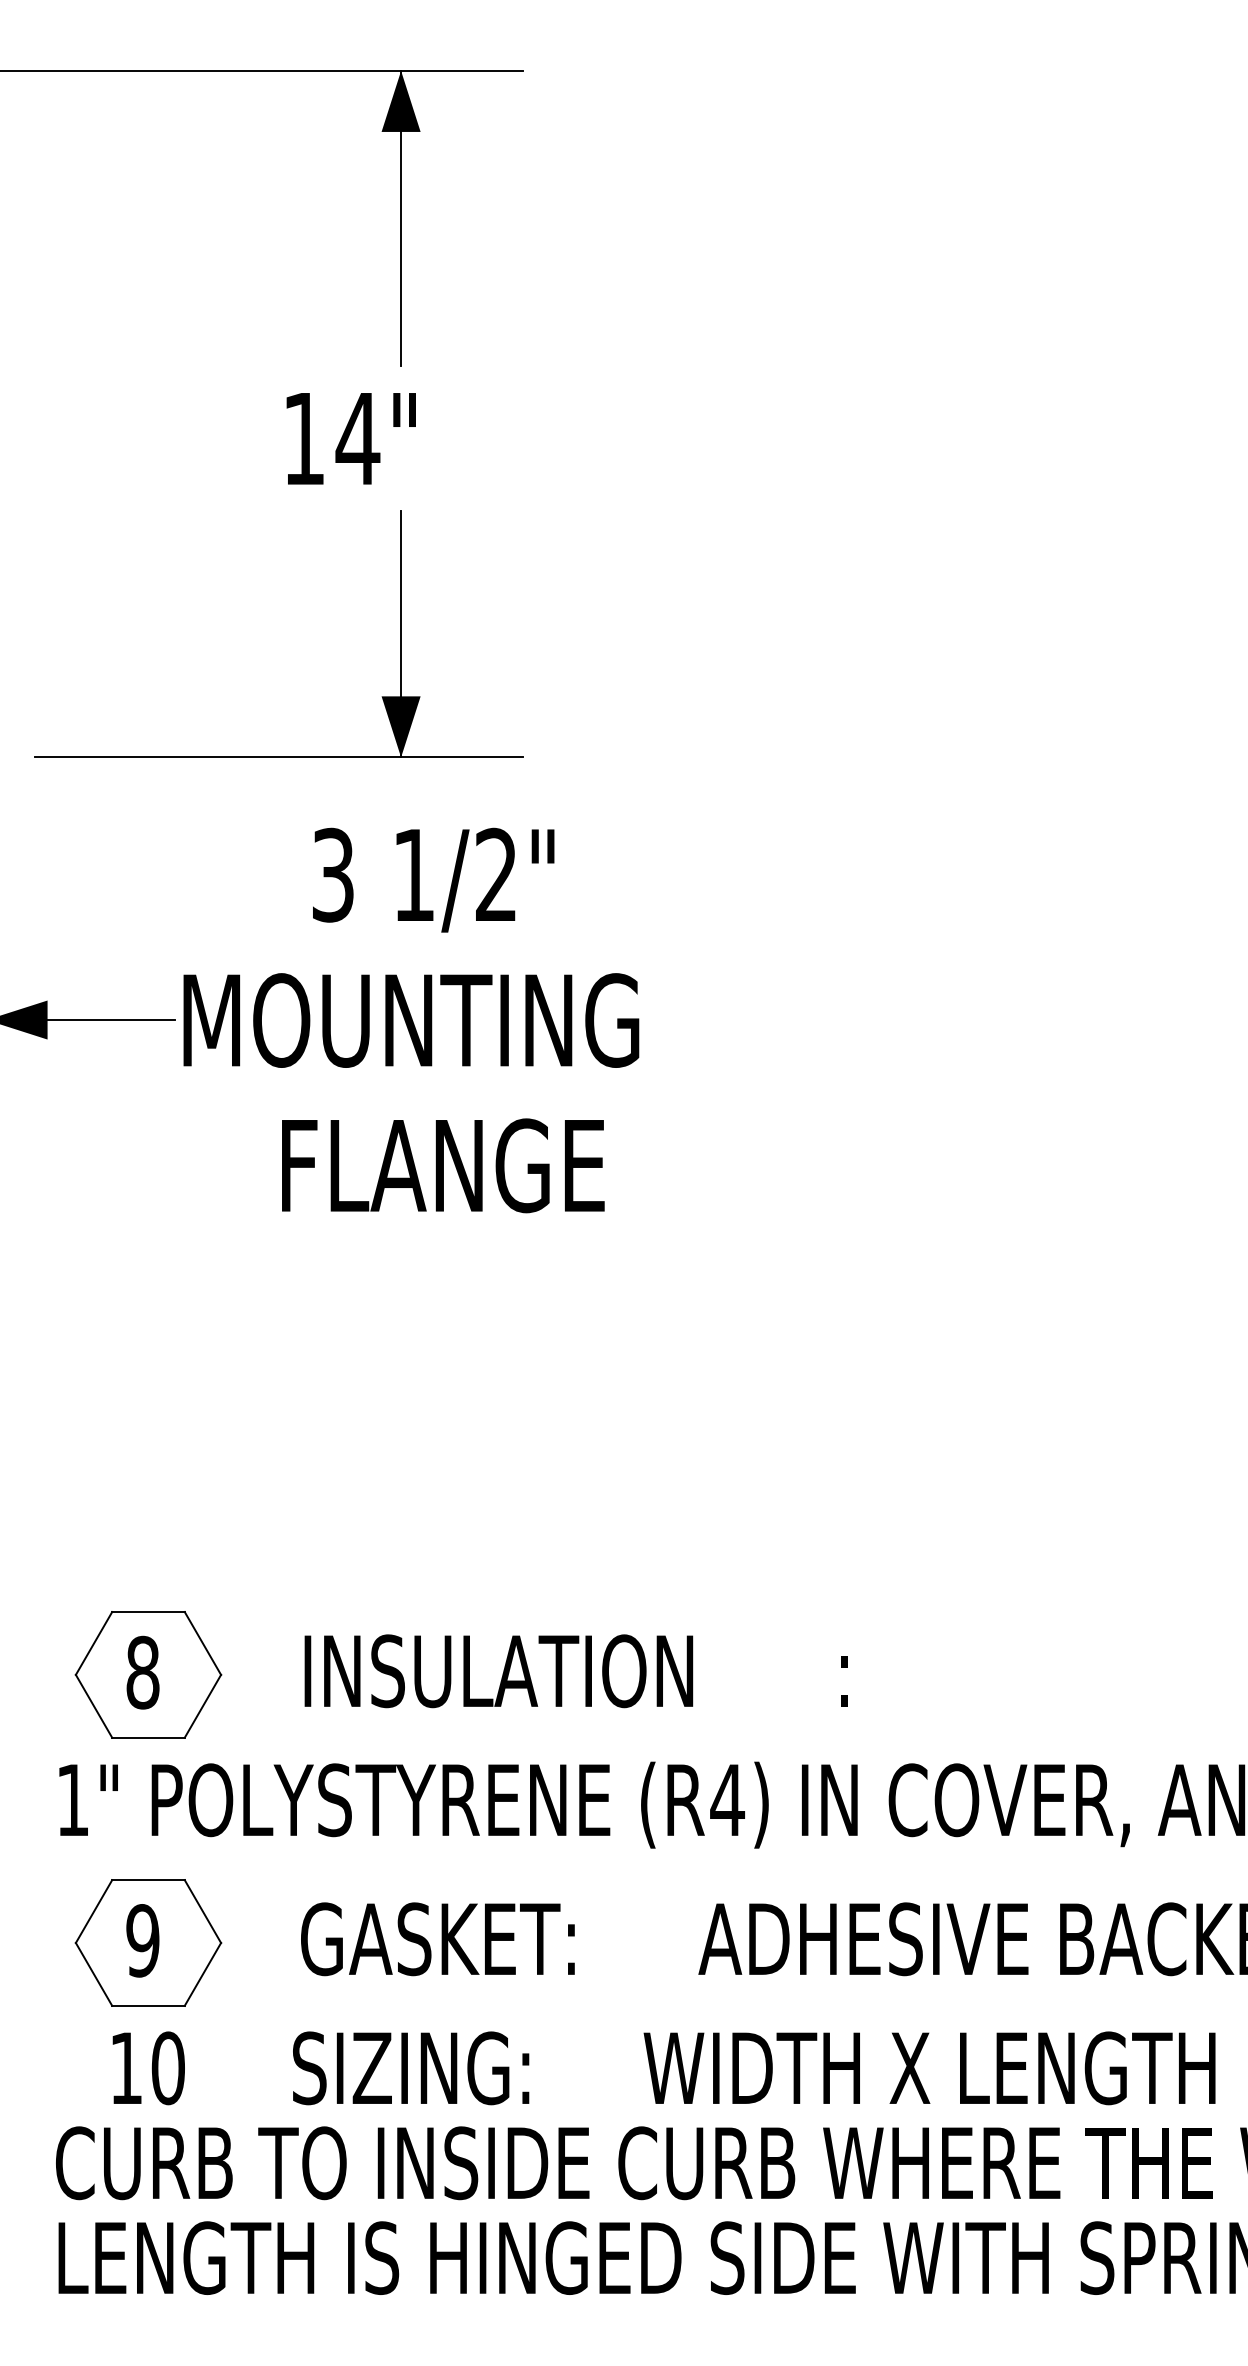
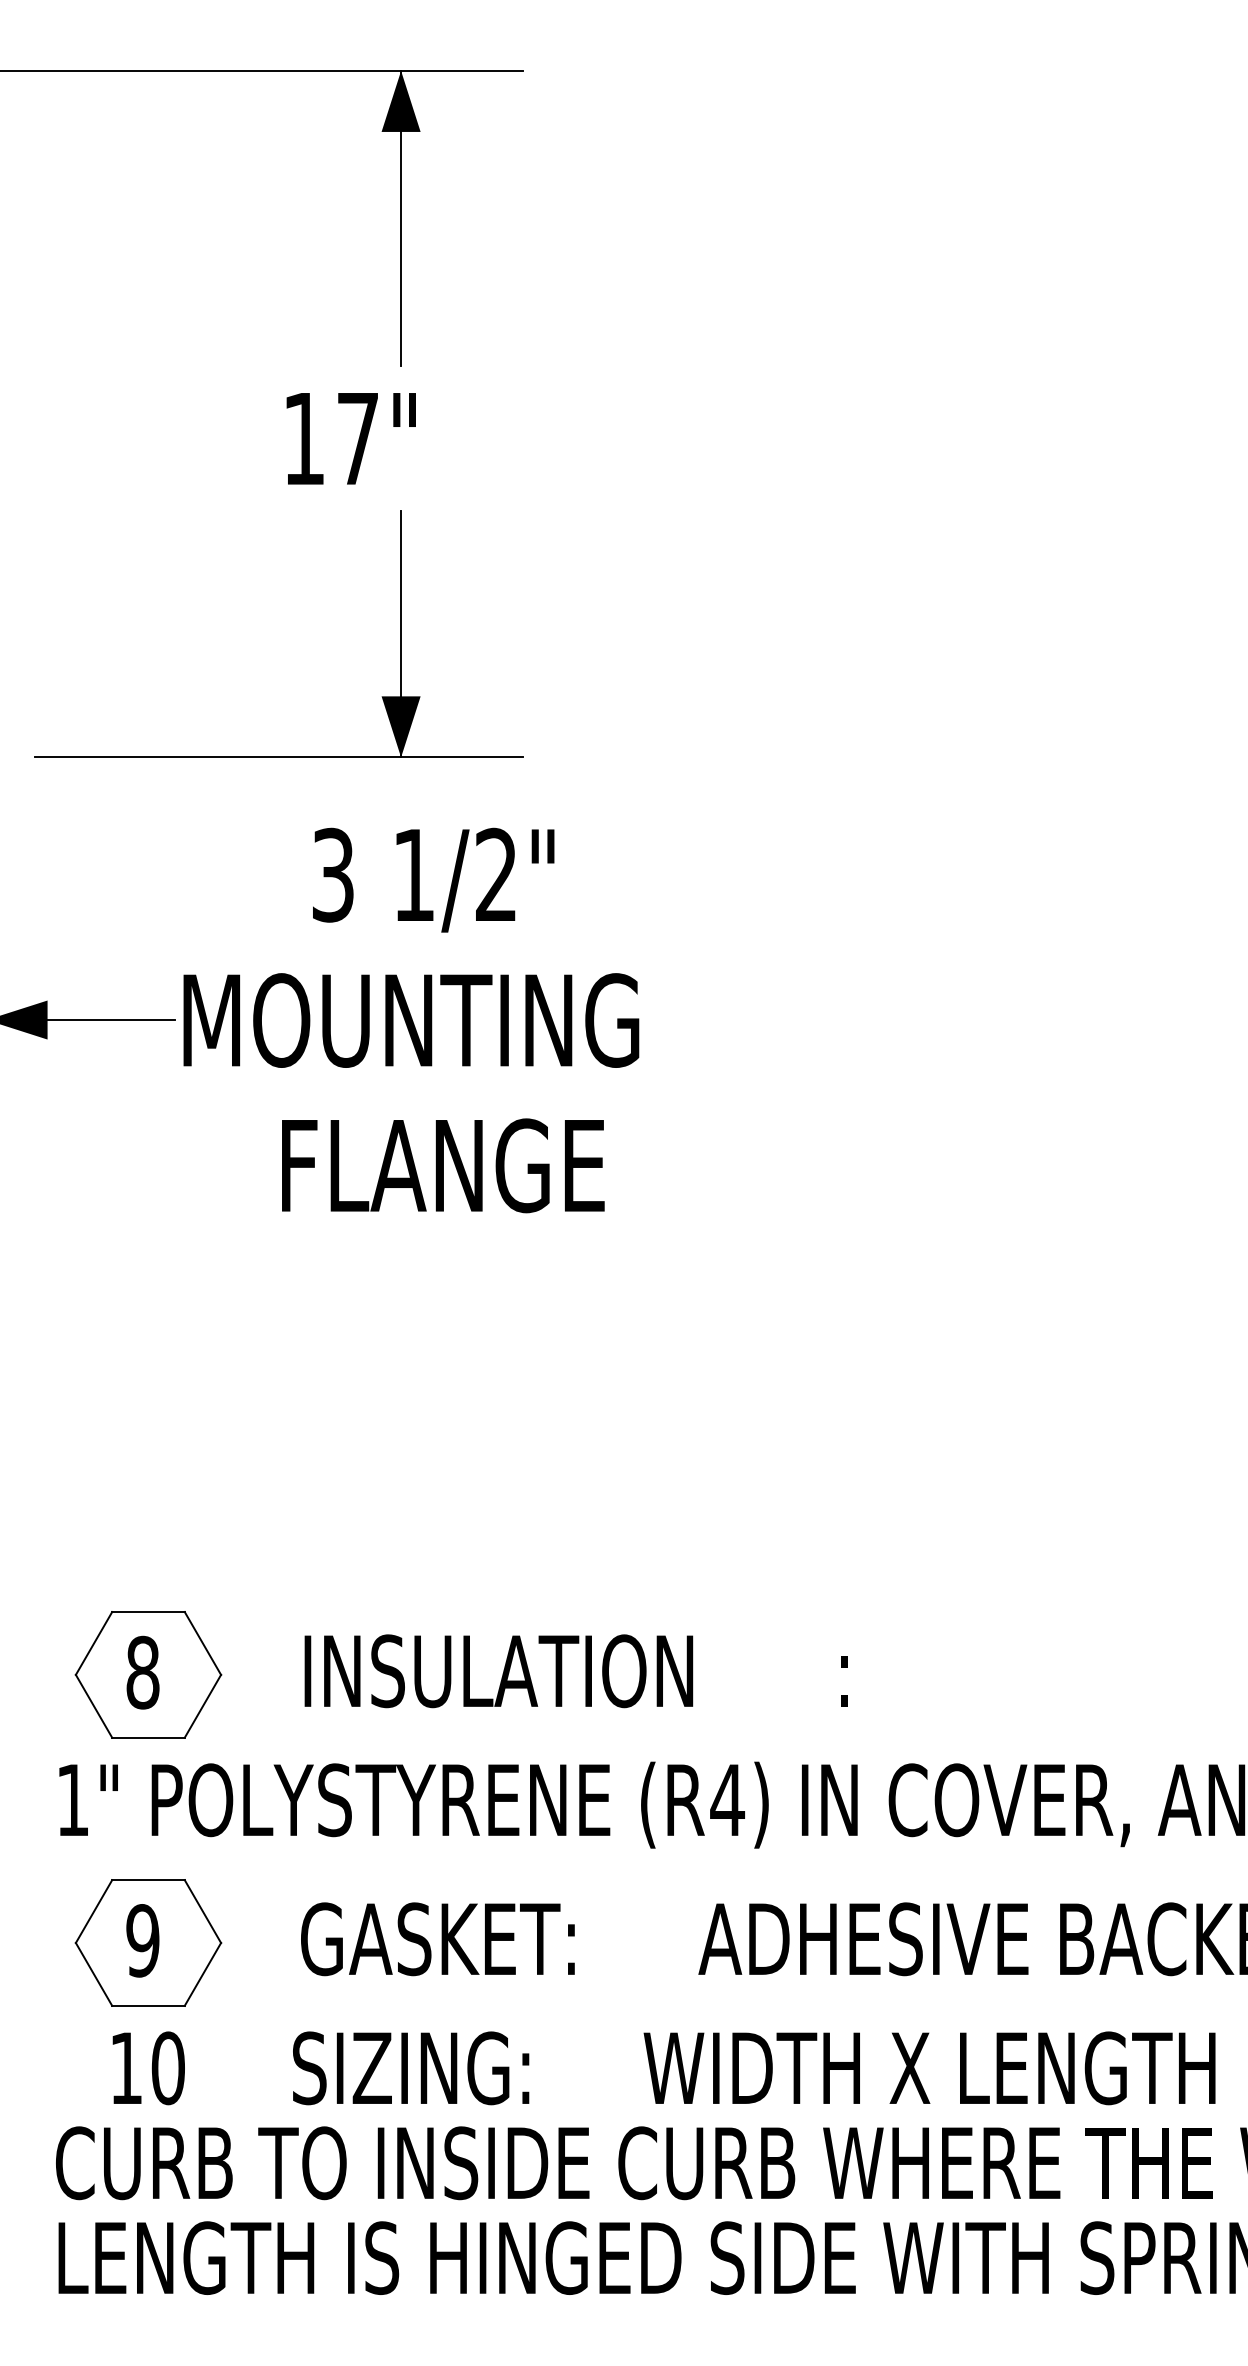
text: 14" -> 17" (357, 438)
